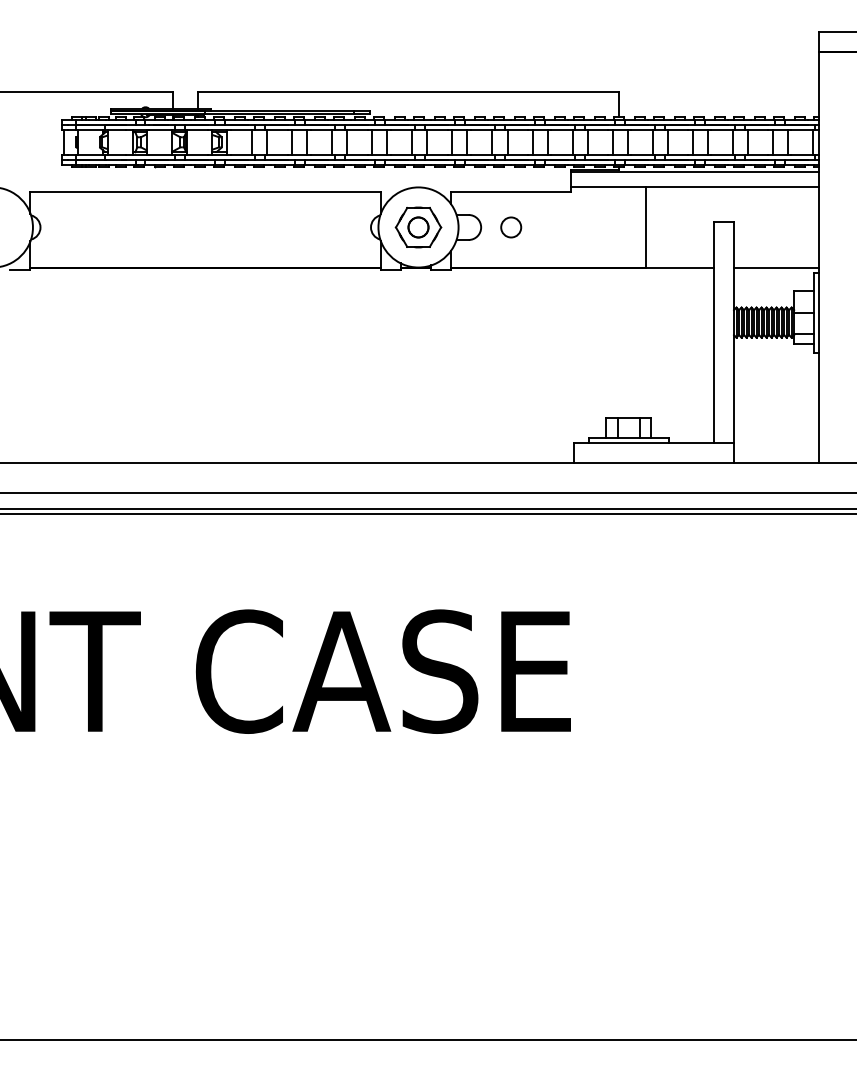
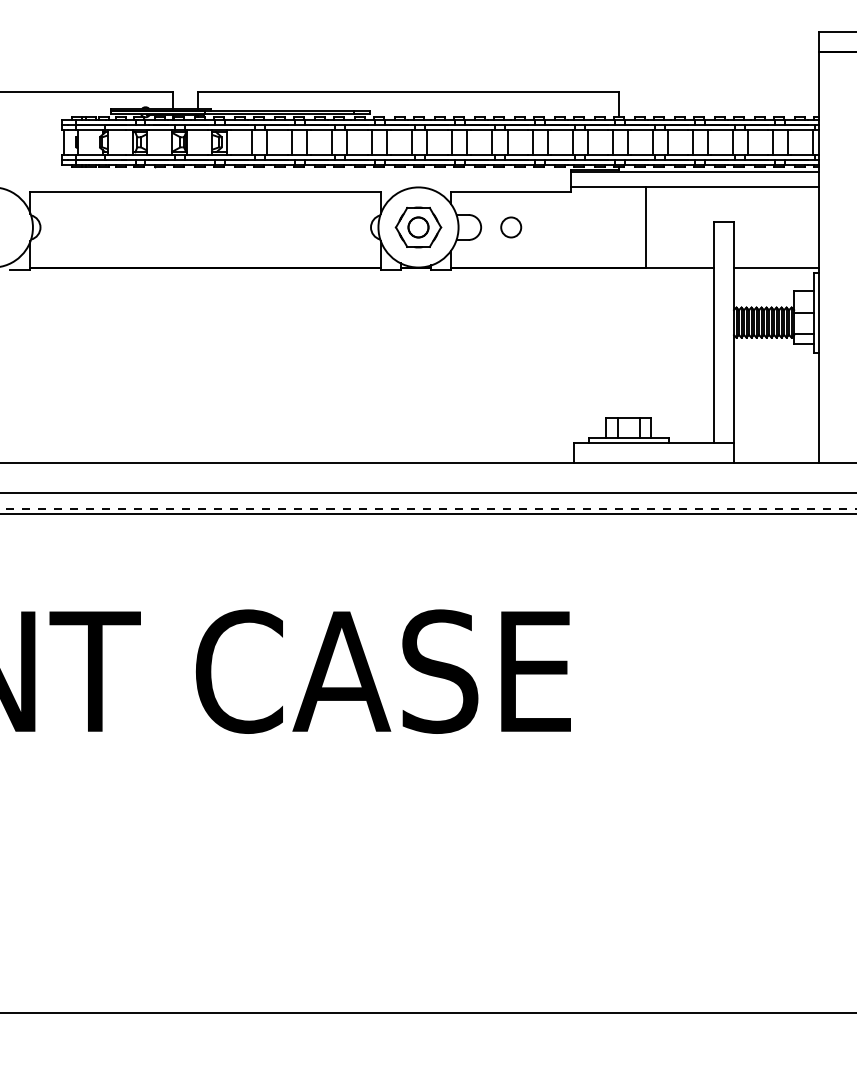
line: solid -> dashed (427, 509)
line position: (427, 1039) -> (427, 1012) (427, 1012)
